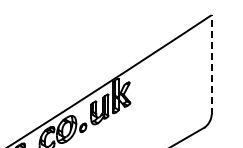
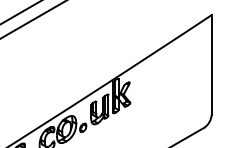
line: none -> present (20, 12)
line: none -> present (32, 19)
line: dashed -> solid (211, 65)
